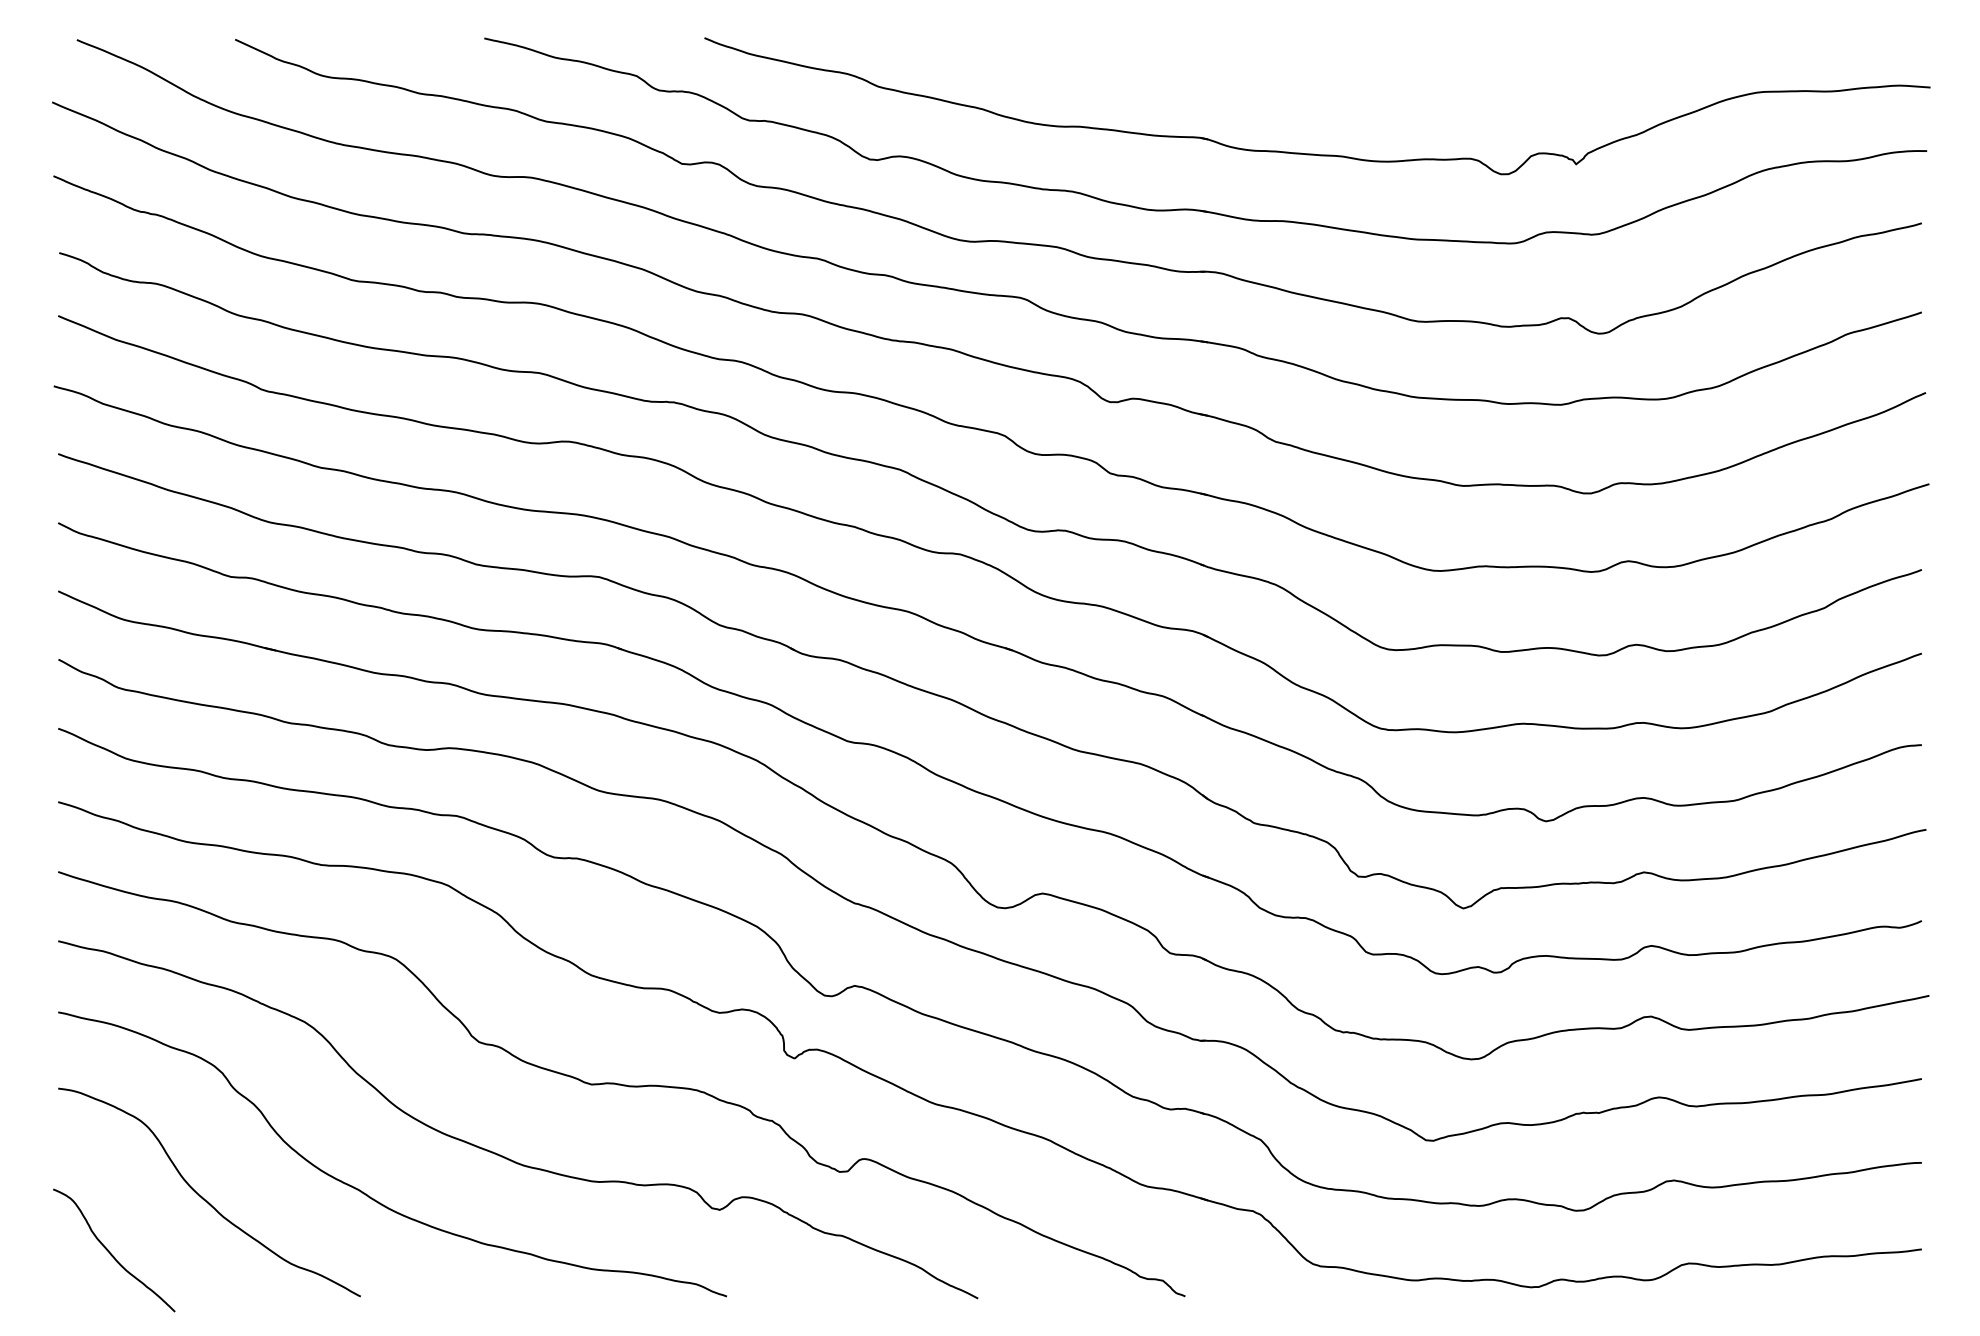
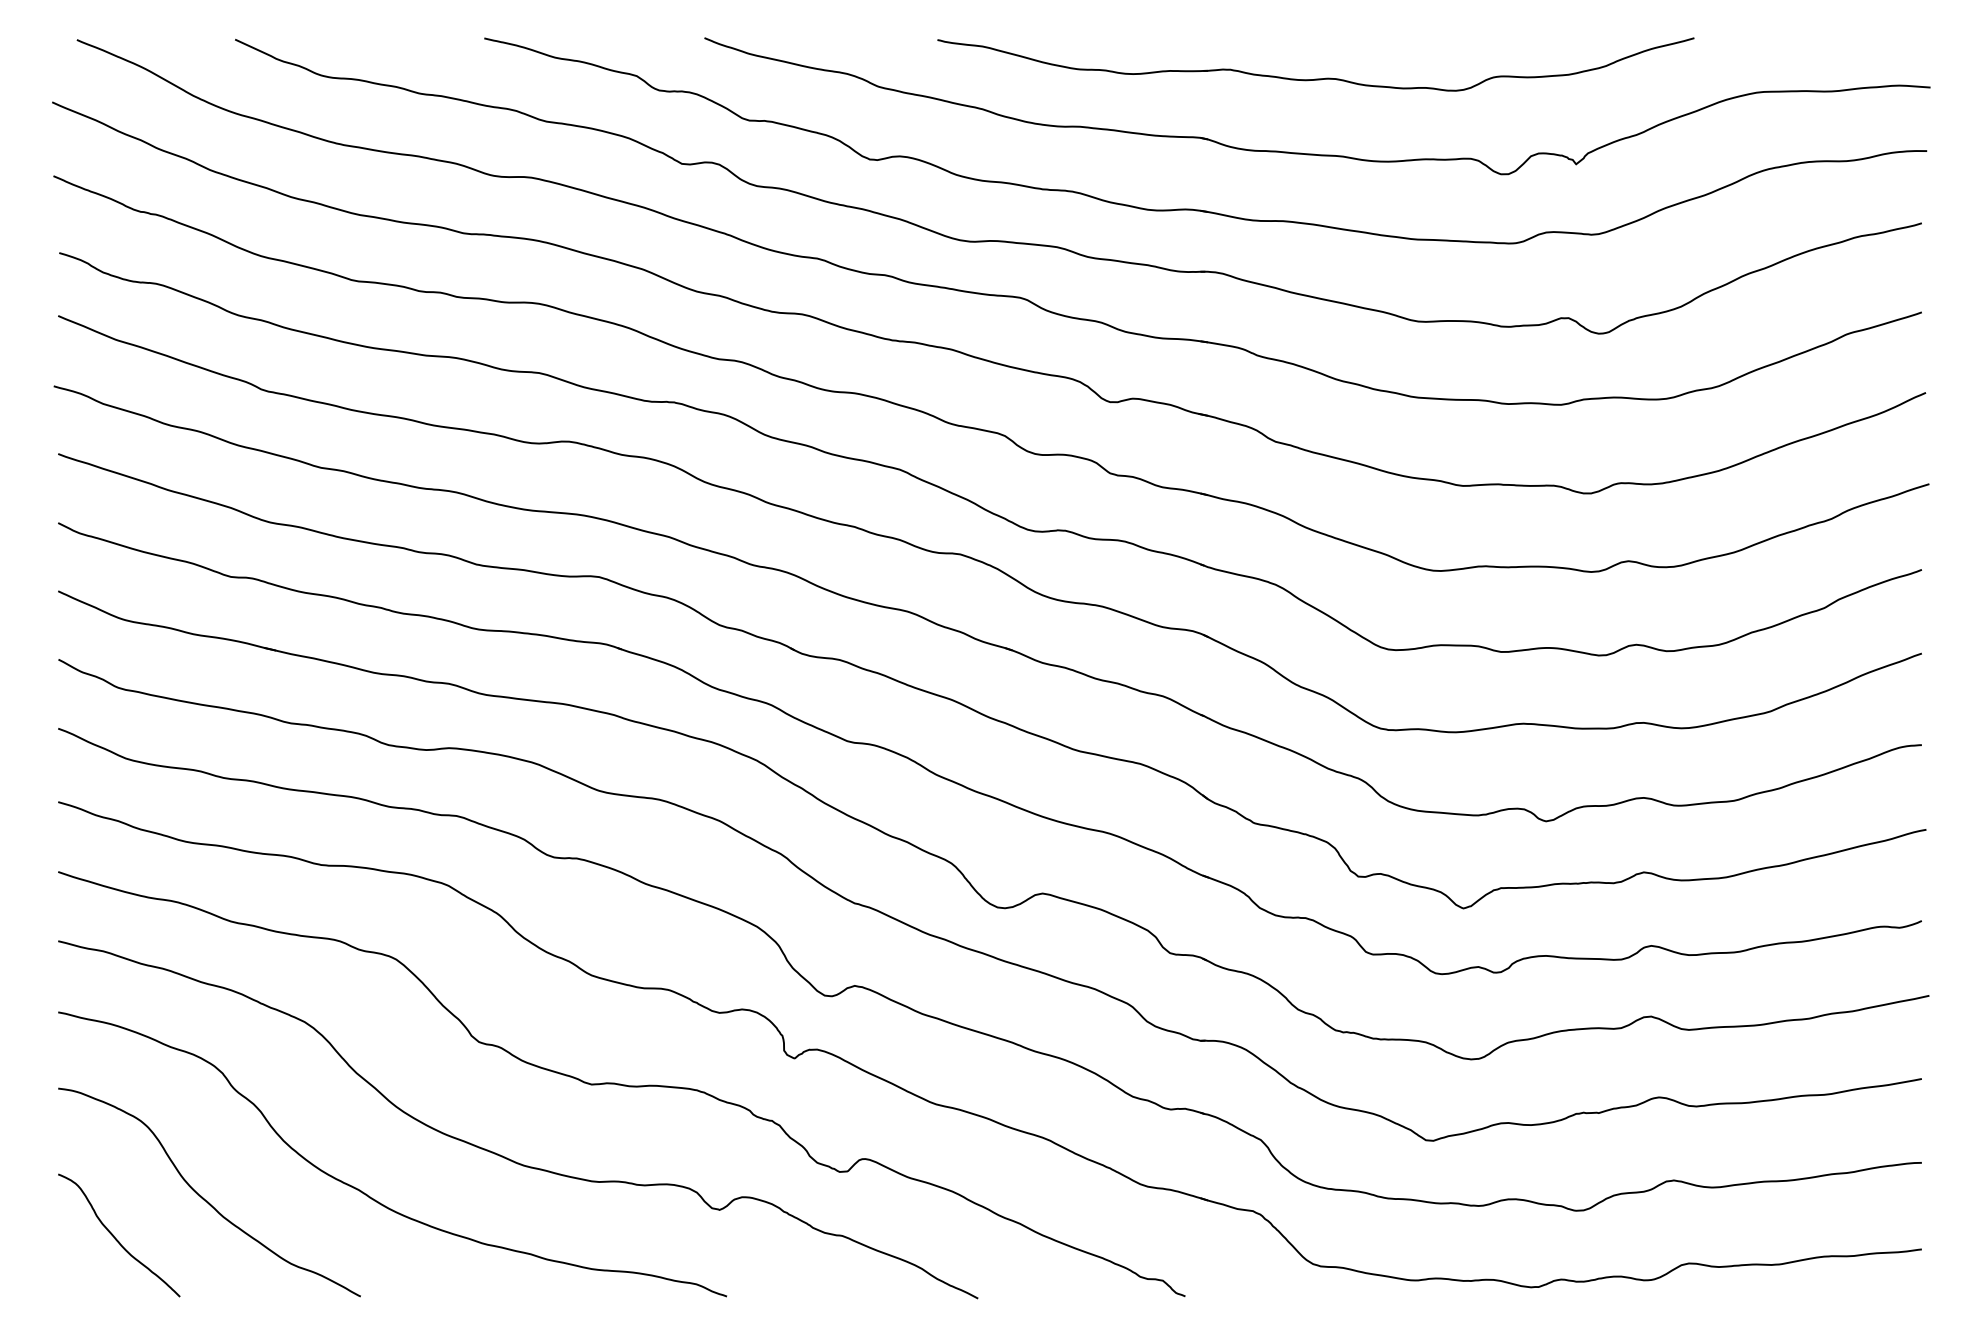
part: none -> present (1315, 78)
curve position: (111, 1253) -> (116, 1238) (116, 1238)
